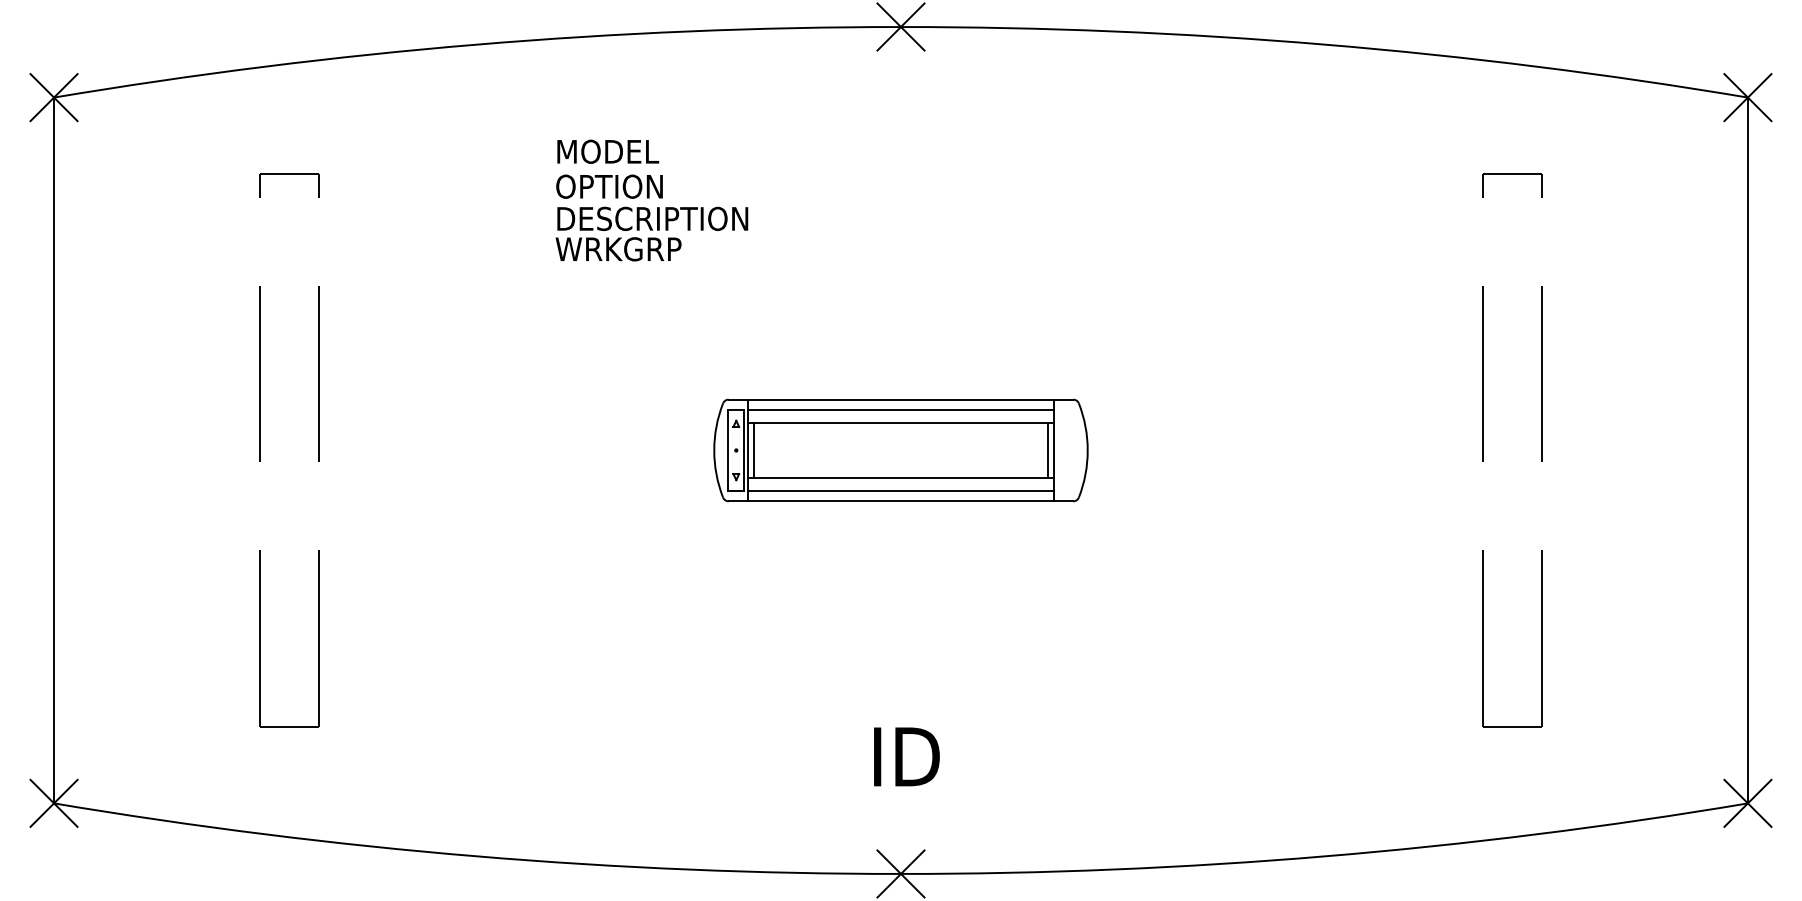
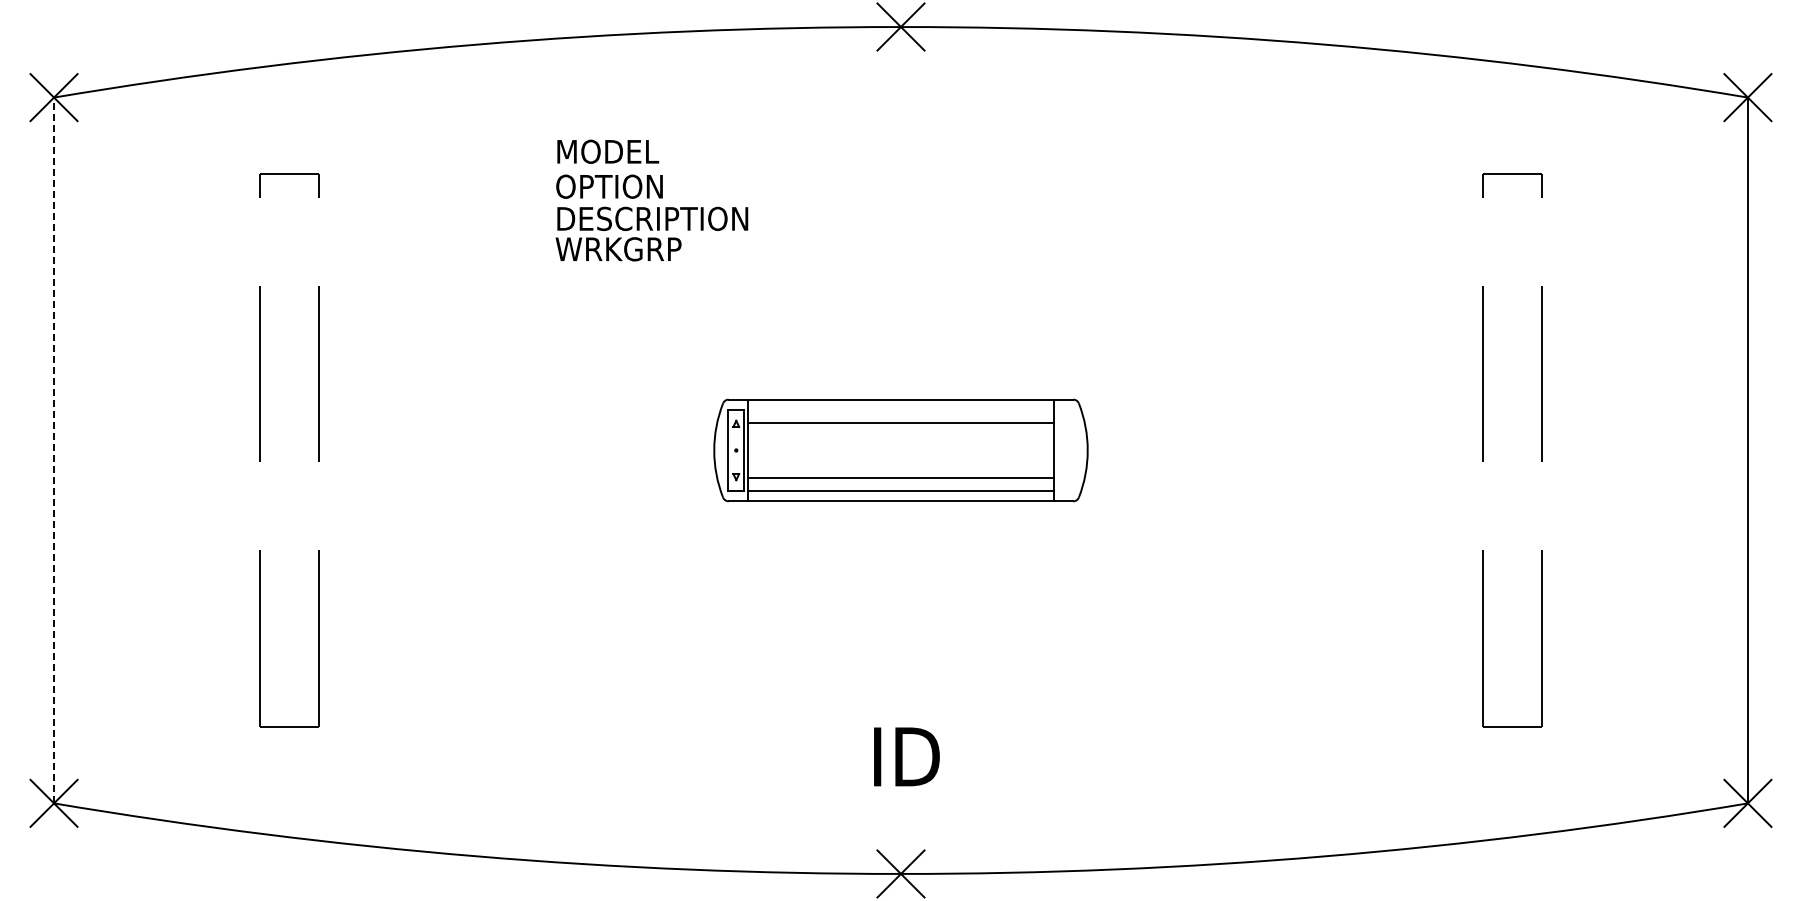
line: present -> none (900, 409)
line: solid -> dashed (54, 450)
line: present -> none (753, 450)
line: present -> none (1048, 450)
